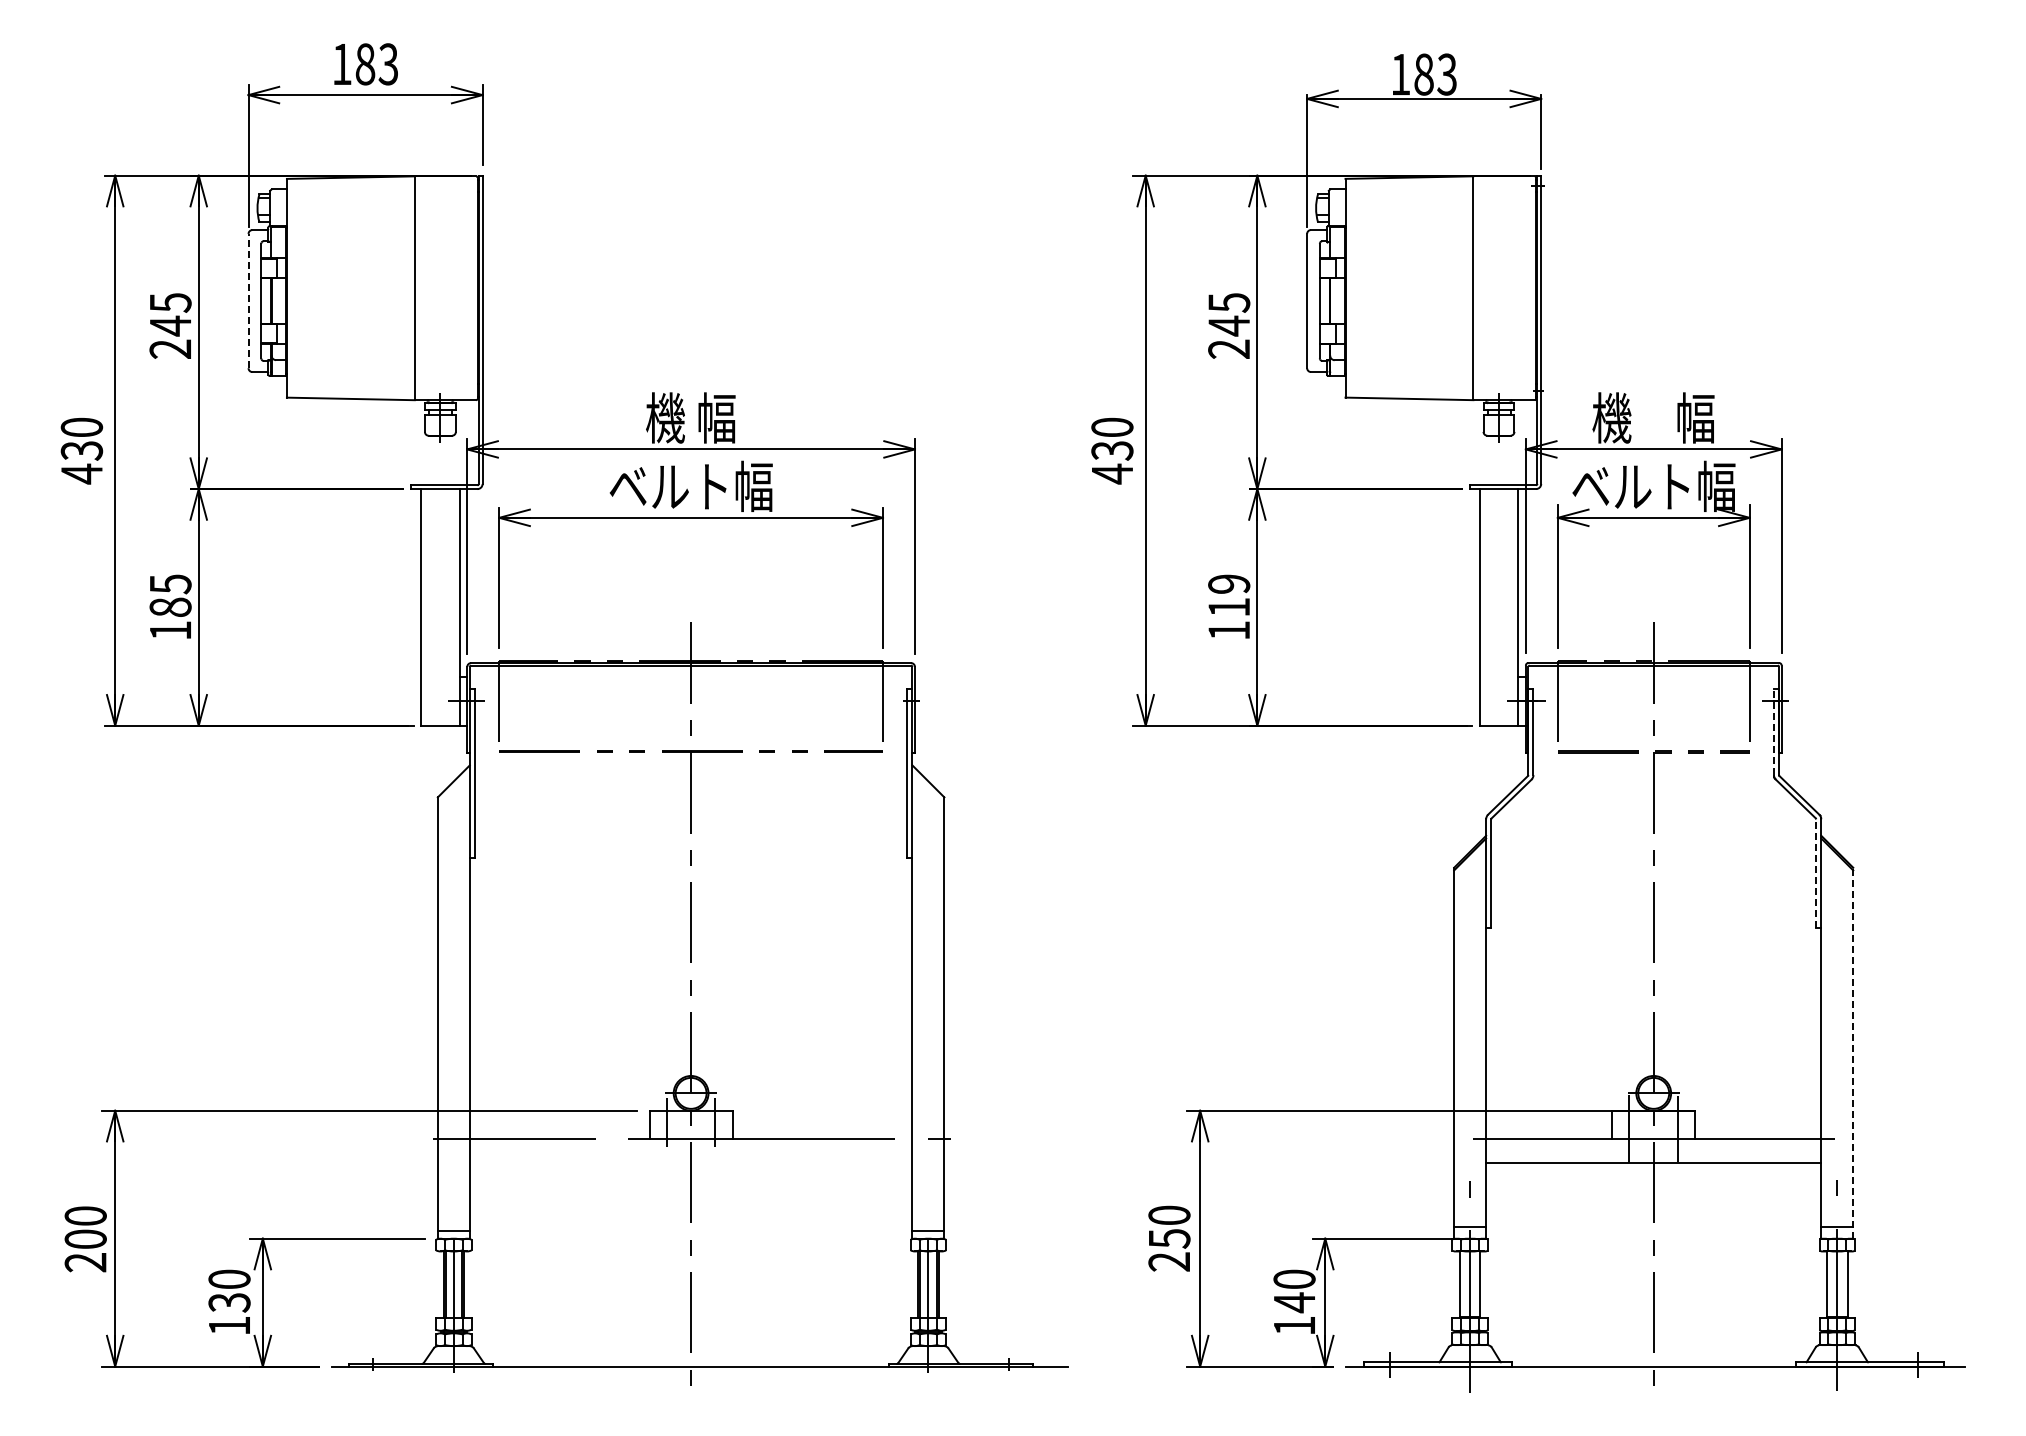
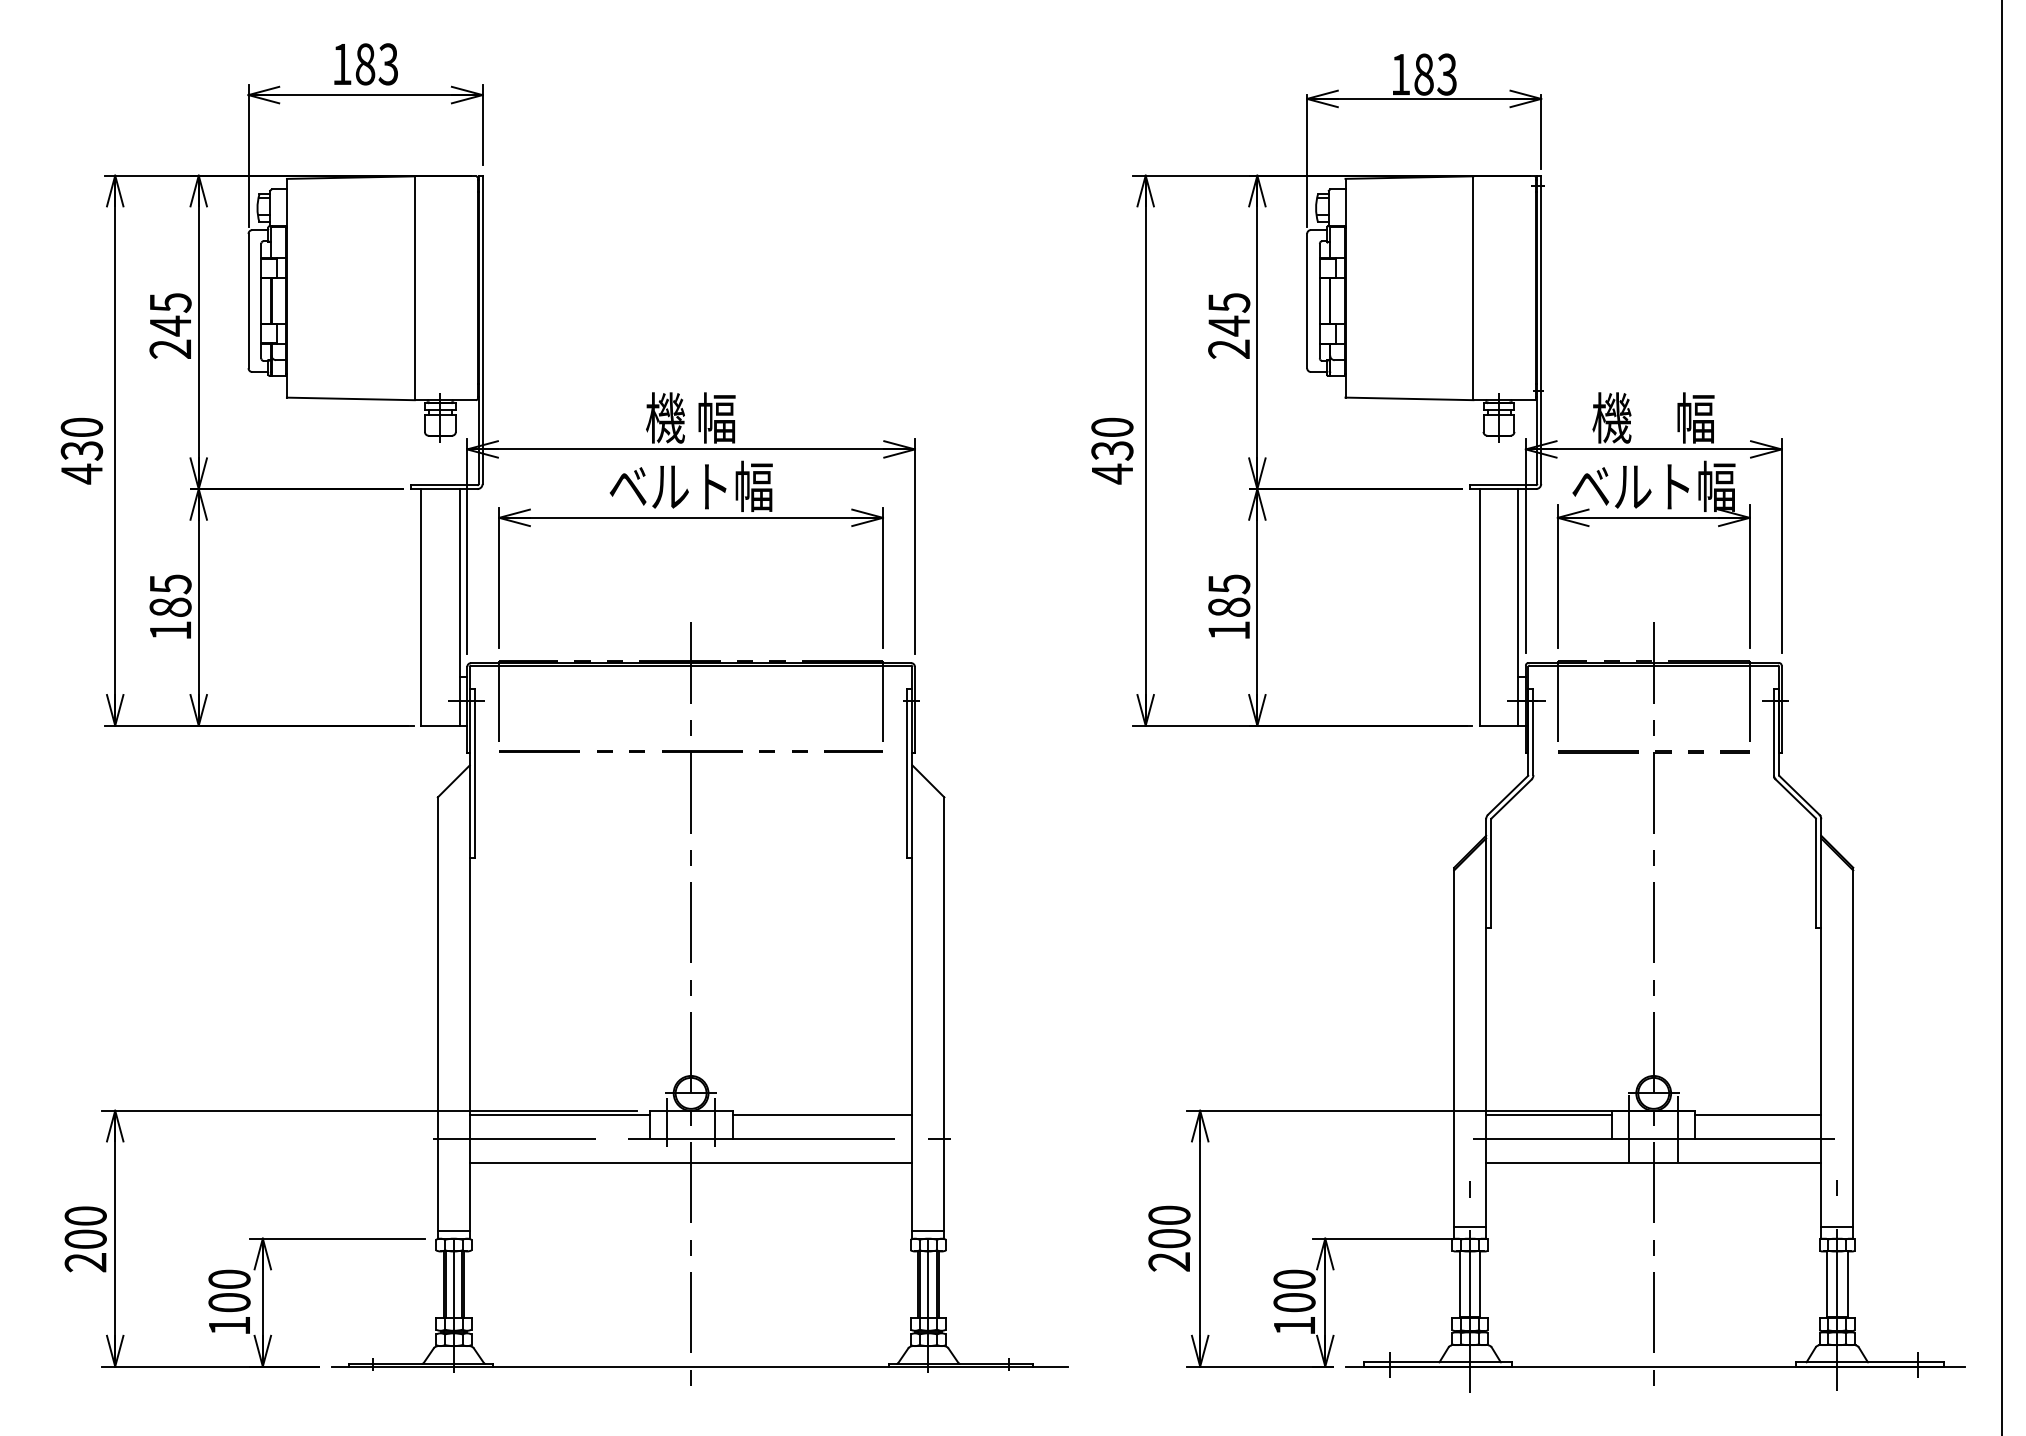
line: dashed -> solid (248, 300)
text: 119 -> 185 (1229, 595)
line: none -> present (2002, 717)
line: dashed -> solid (1773, 731)
line: dashed -> solid (1816, 873)
line: dashed -> solid (1853, 1052)
line: none -> present (559, 1114)
line: none -> present (822, 1114)
line: none -> present (1549, 1114)
line: none -> present (1758, 1114)
line: none -> present (690, 1163)
text: 250 -> 200 (1169, 1238)
text: 130 -> 100 (229, 1302)
text: 140 -> 100 (1294, 1302)
